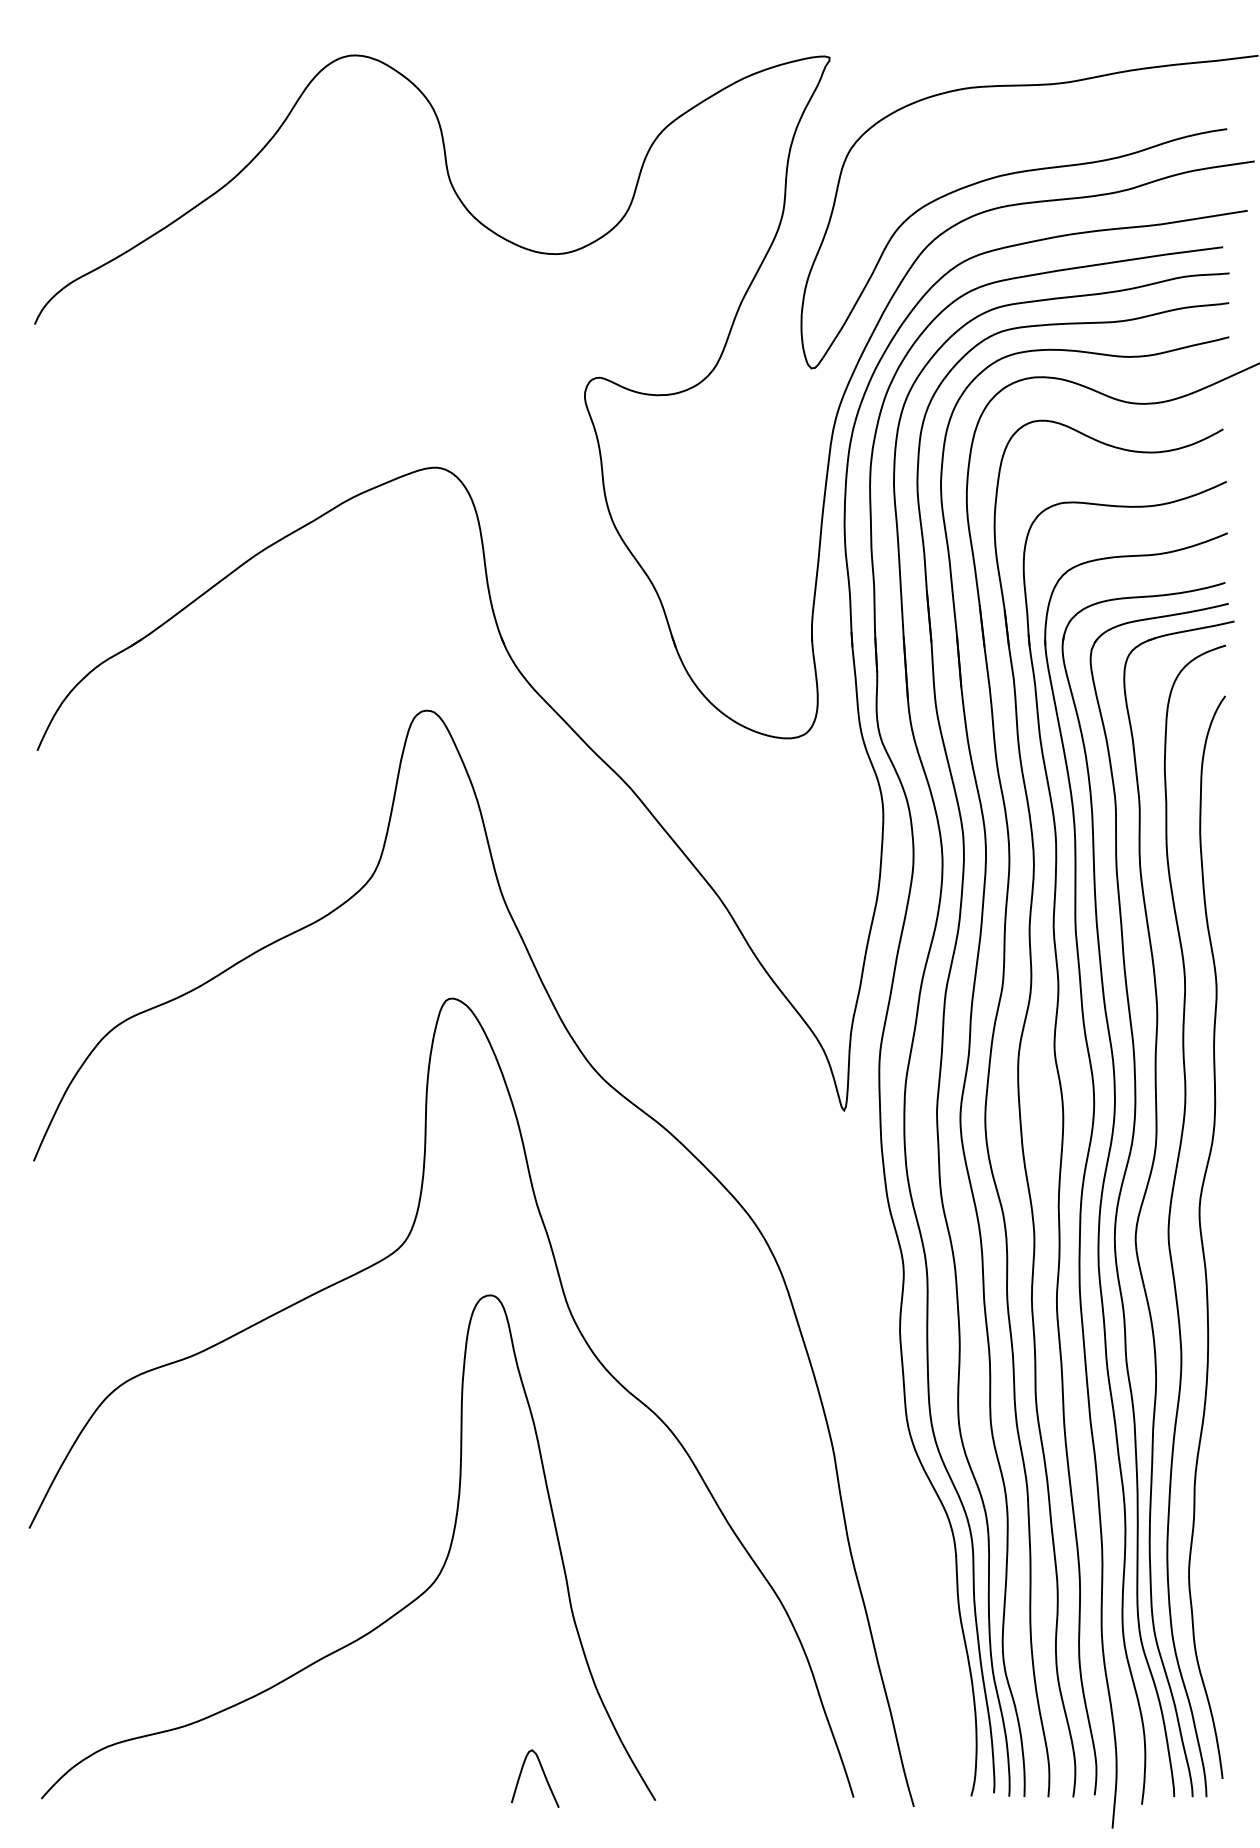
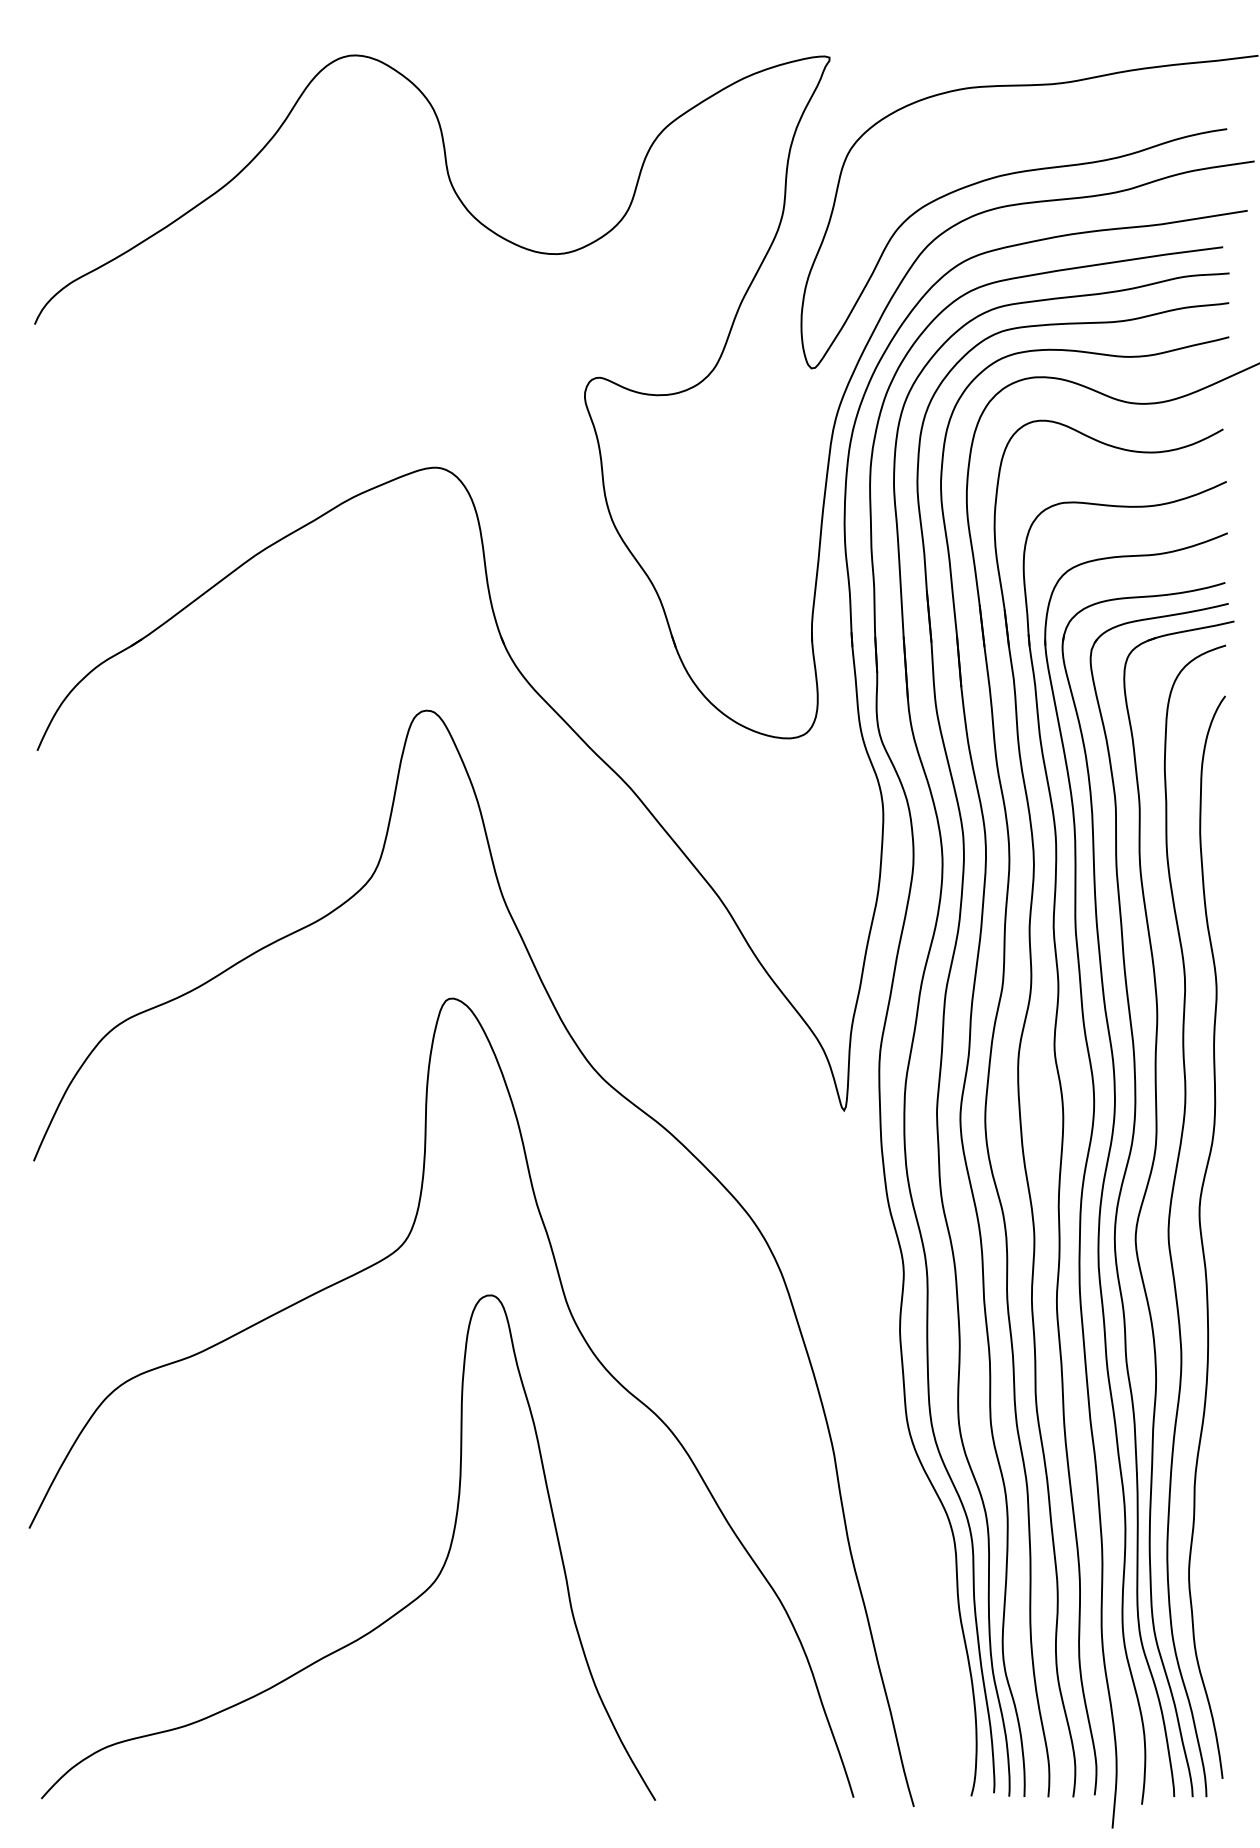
curve: present -> none (543, 1774)
